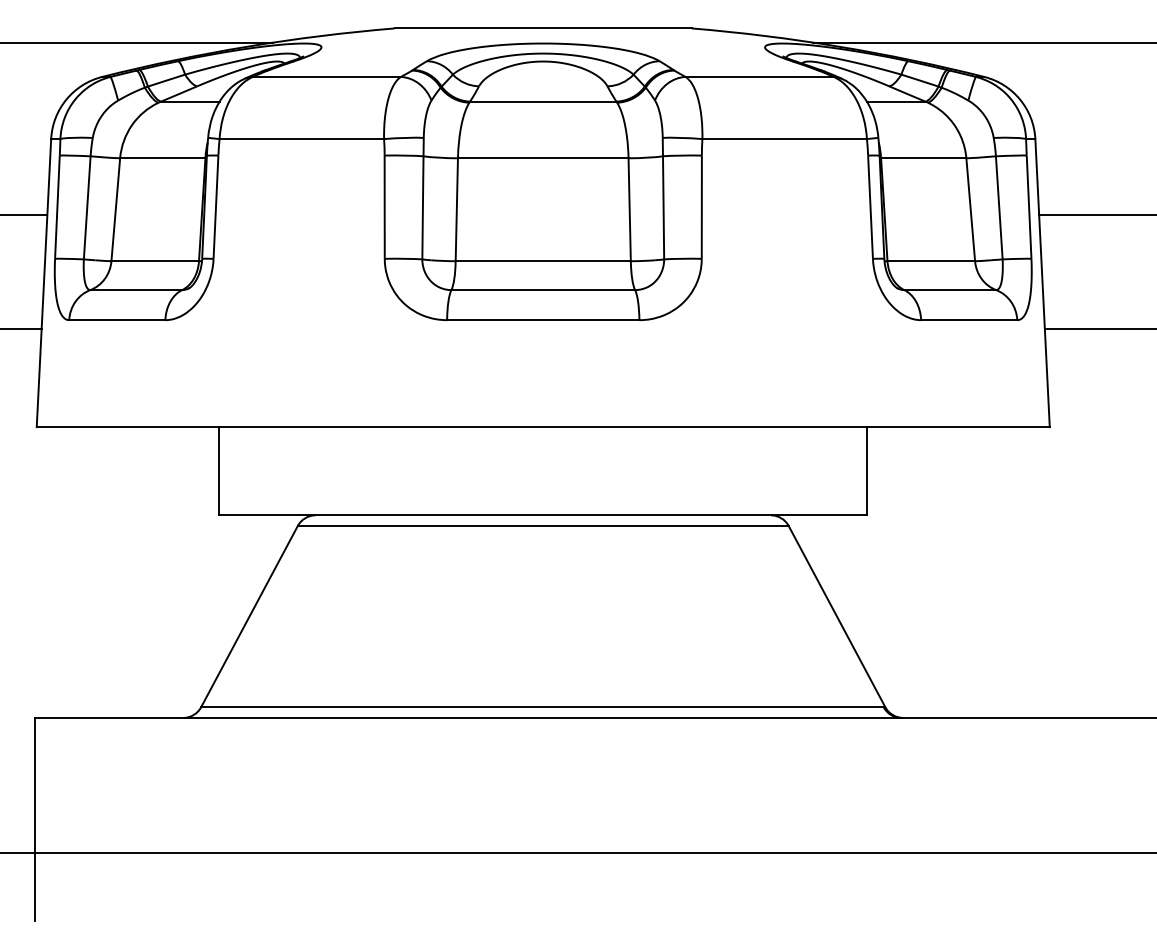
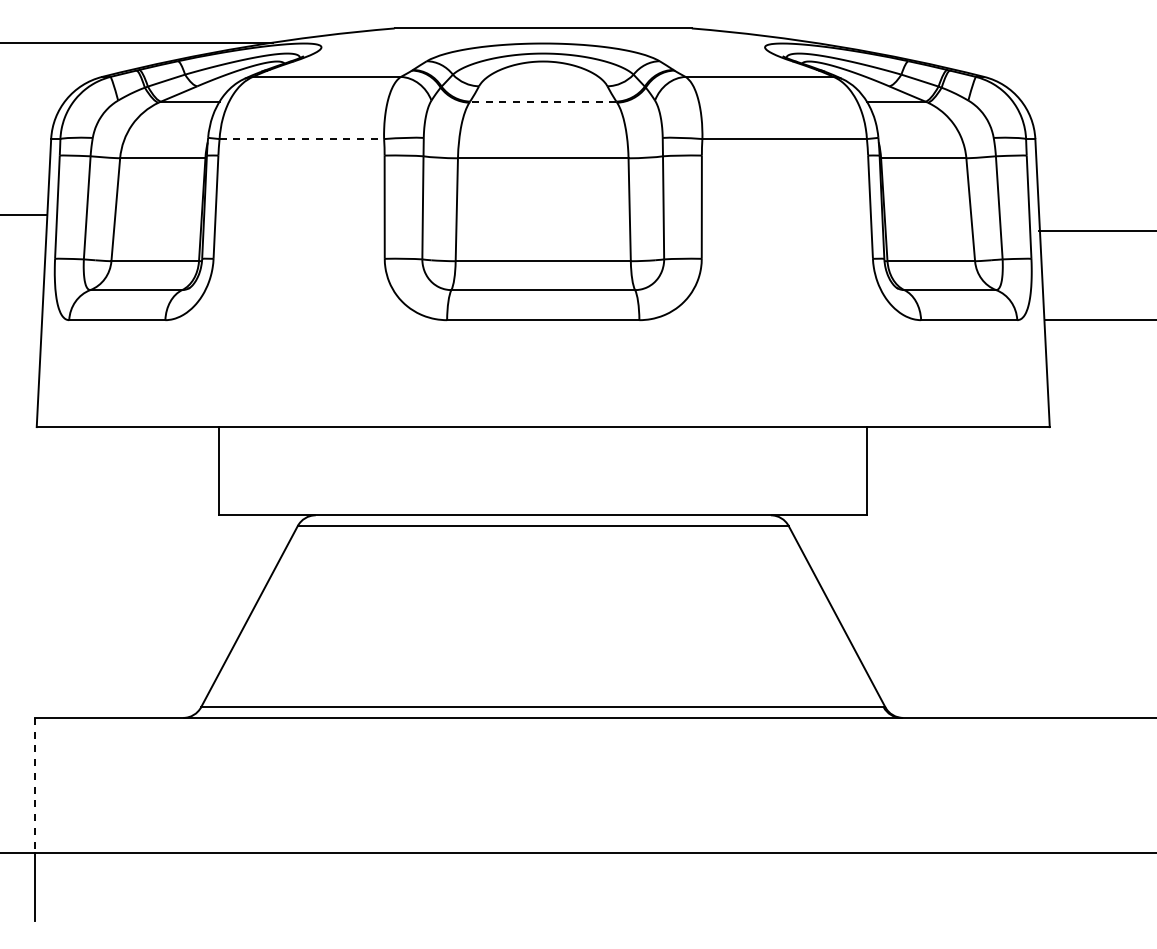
line: present -> none (983, 42)
line: solid -> dashed (542, 101)
line: solid -> dashed (302, 139)
line position: (1096, 215) -> (1096, 231) (1096, 231)
line: present -> none (21, 329)
line position: (1098, 329) -> (1098, 320) (1098, 320)
line: solid -> dashed (34, 785)
